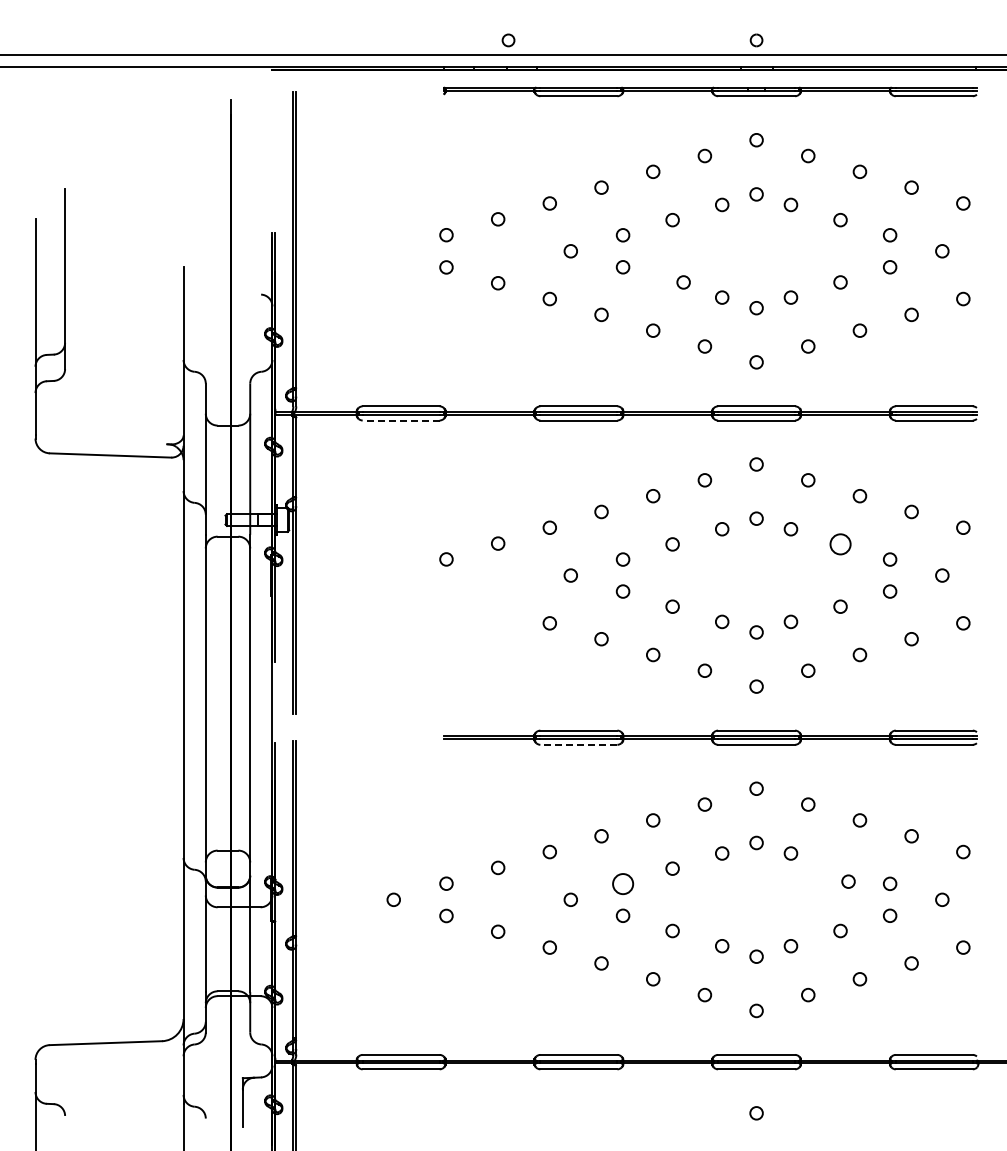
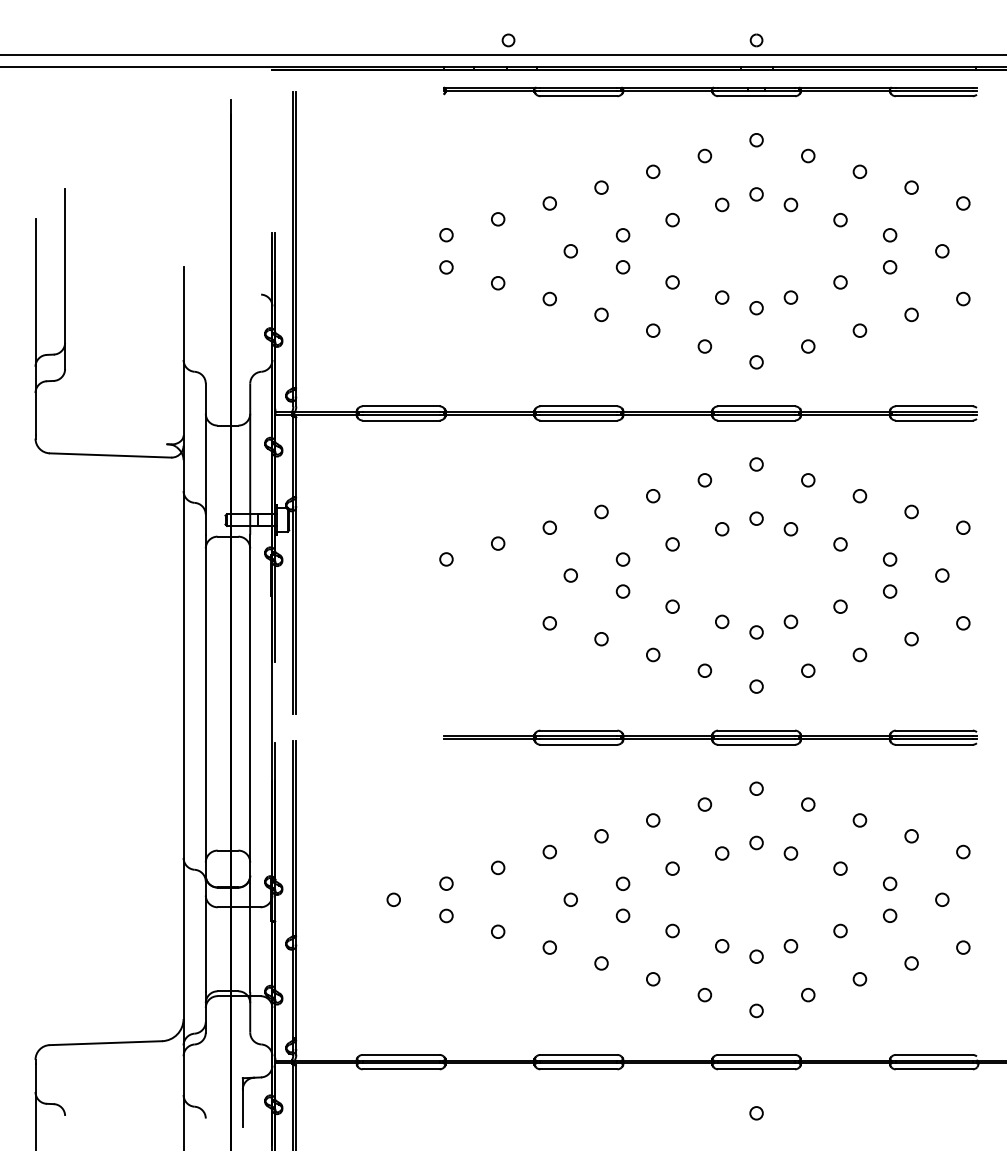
circle position: (683, 282) -> (672, 282) (672, 282)
line: dashed -> solid (401, 420)
circle size: 23x23 px -> 15x15 px (840, 544)
line: dashed -> solid (578, 744)
circle position: (848, 881) -> (840, 868) (840, 868)
circle size: 23x22 px -> 16x15 px (622, 883)
